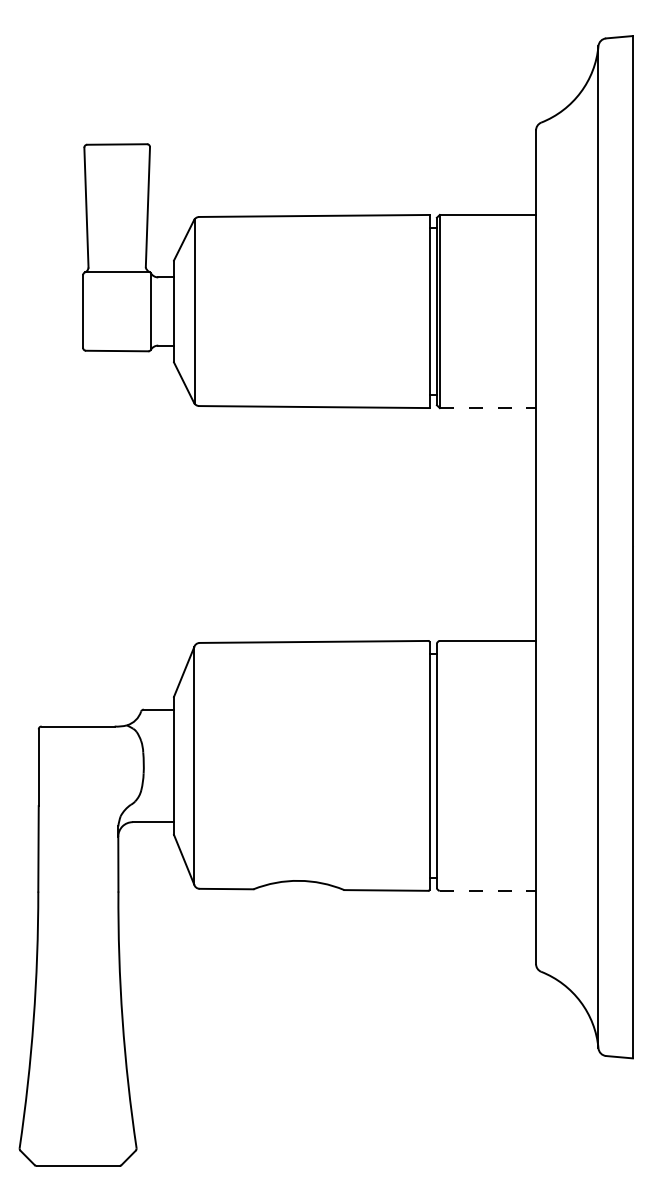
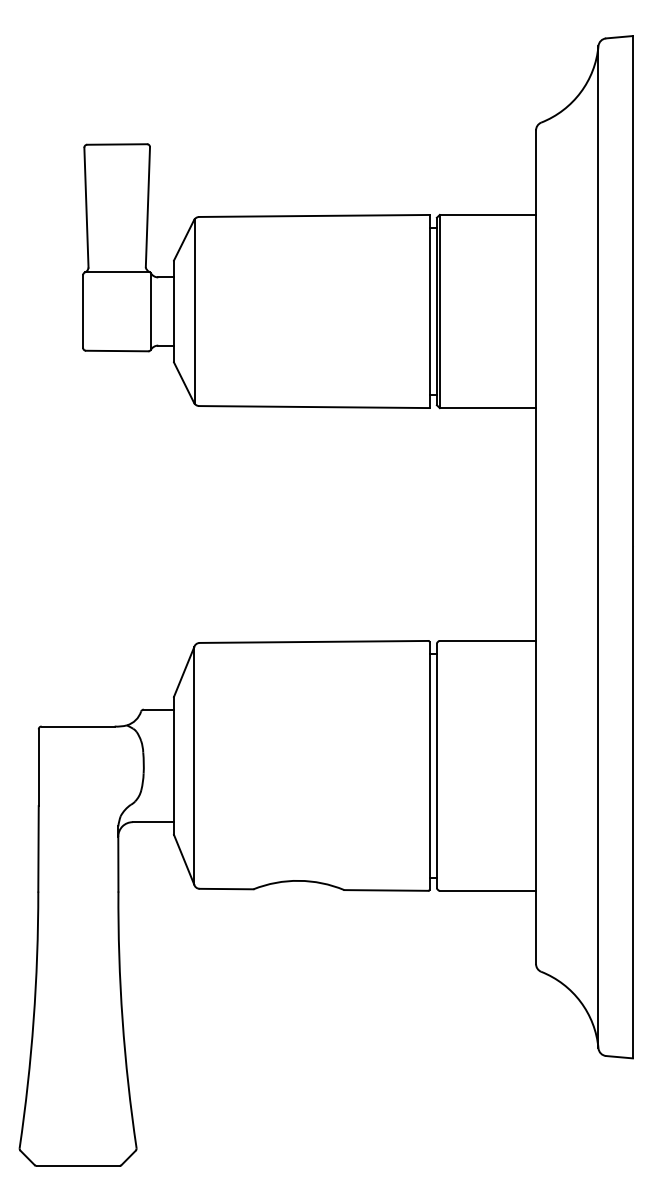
line: dashed -> solid (488, 408)
line: dashed -> solid (488, 890)
